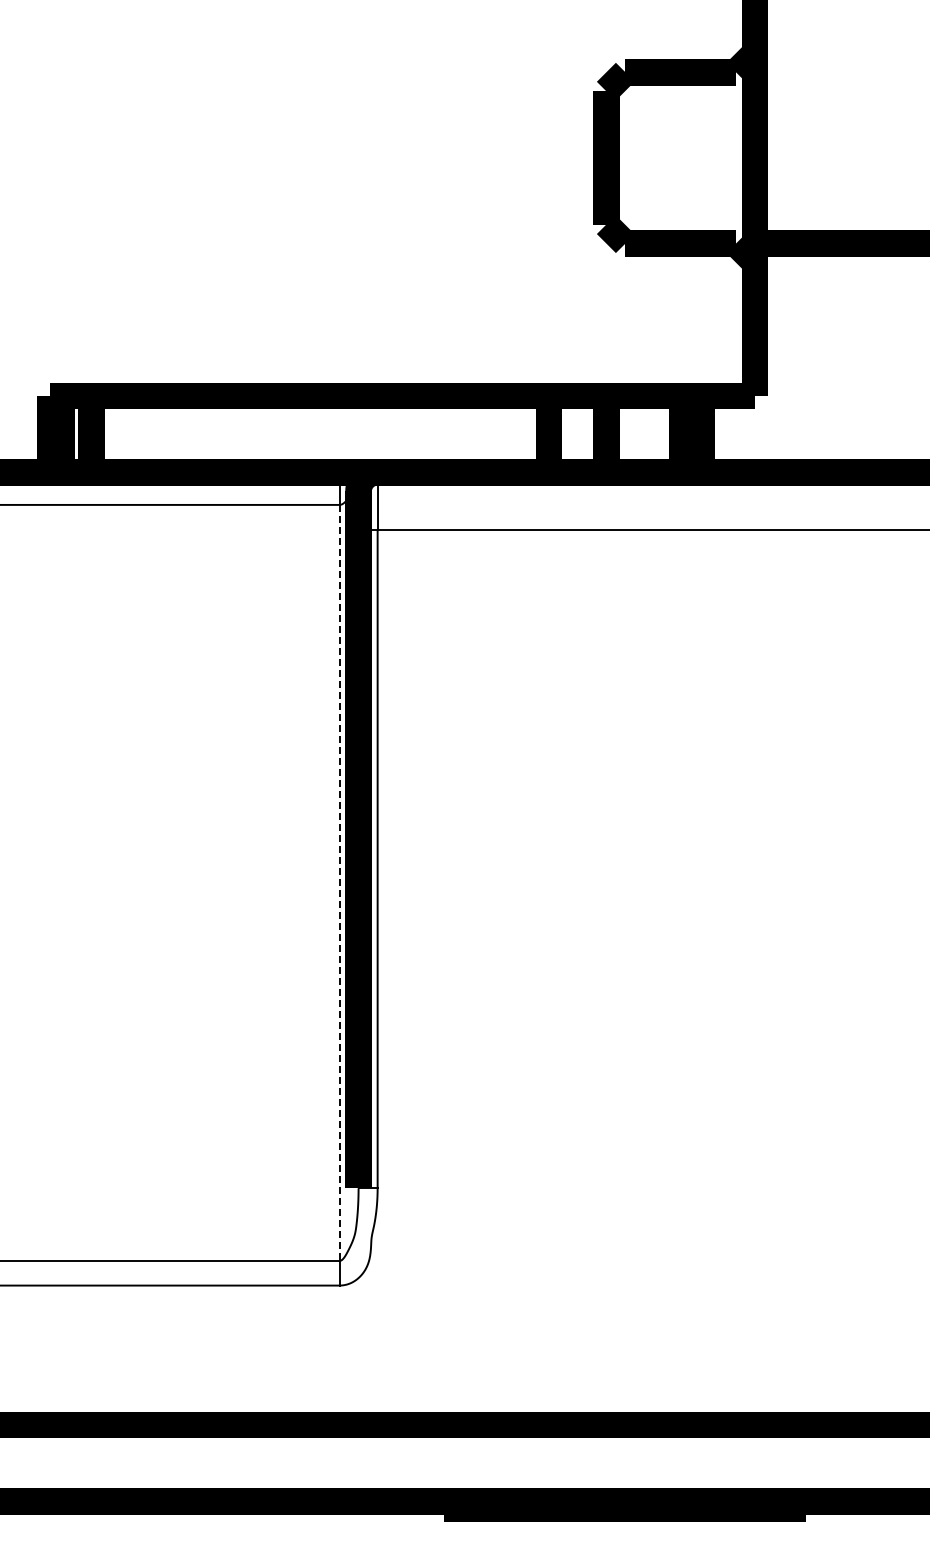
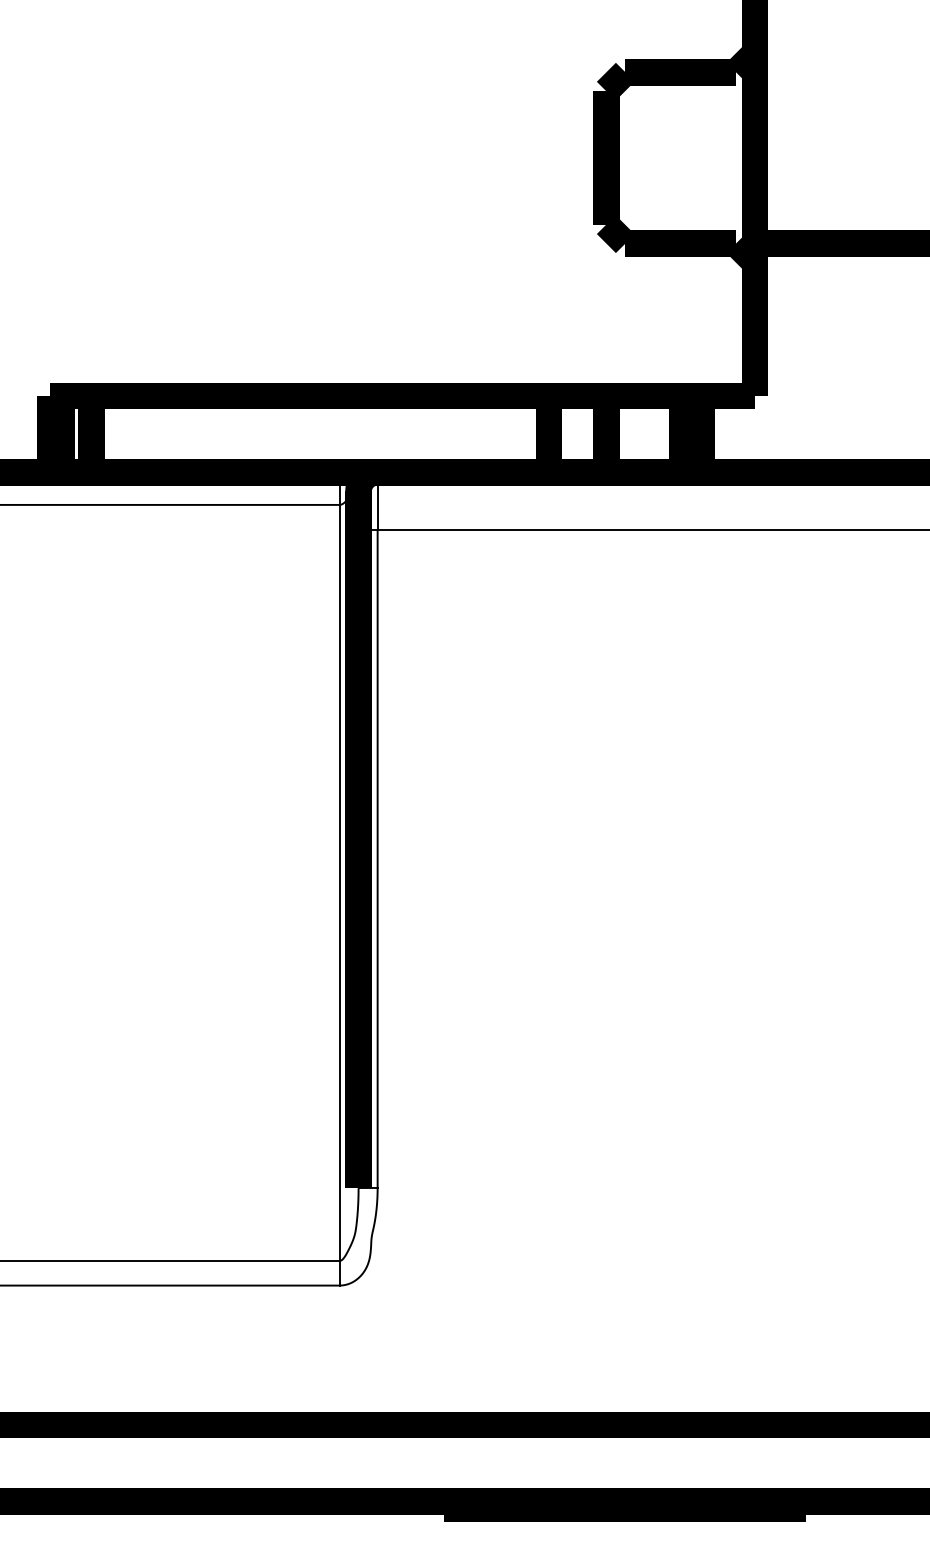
line: dashed -> solid (339, 883)
